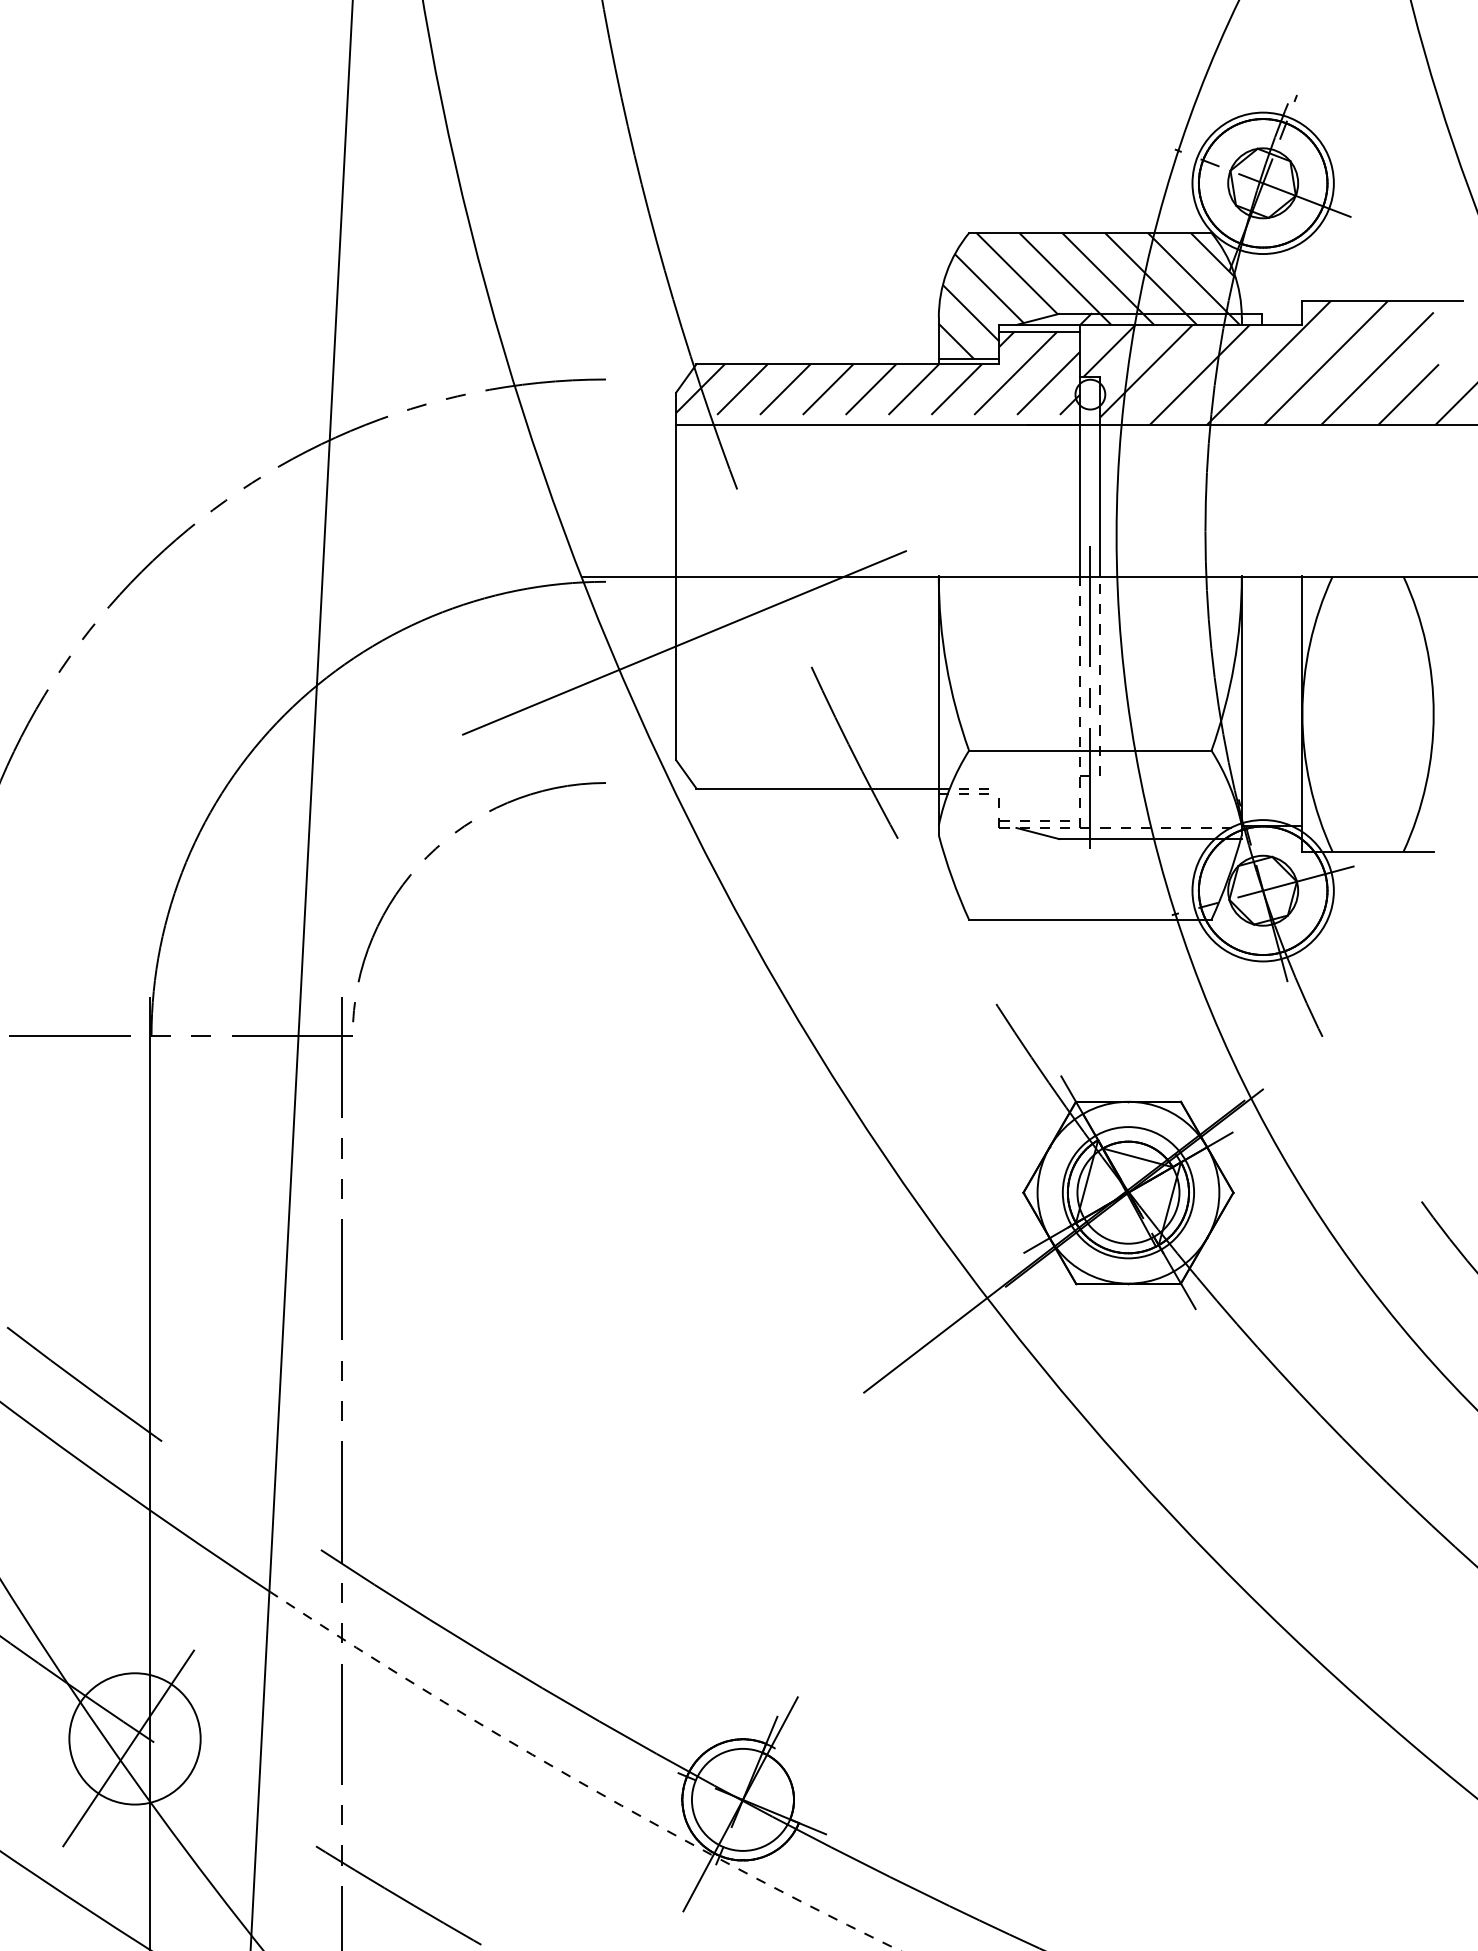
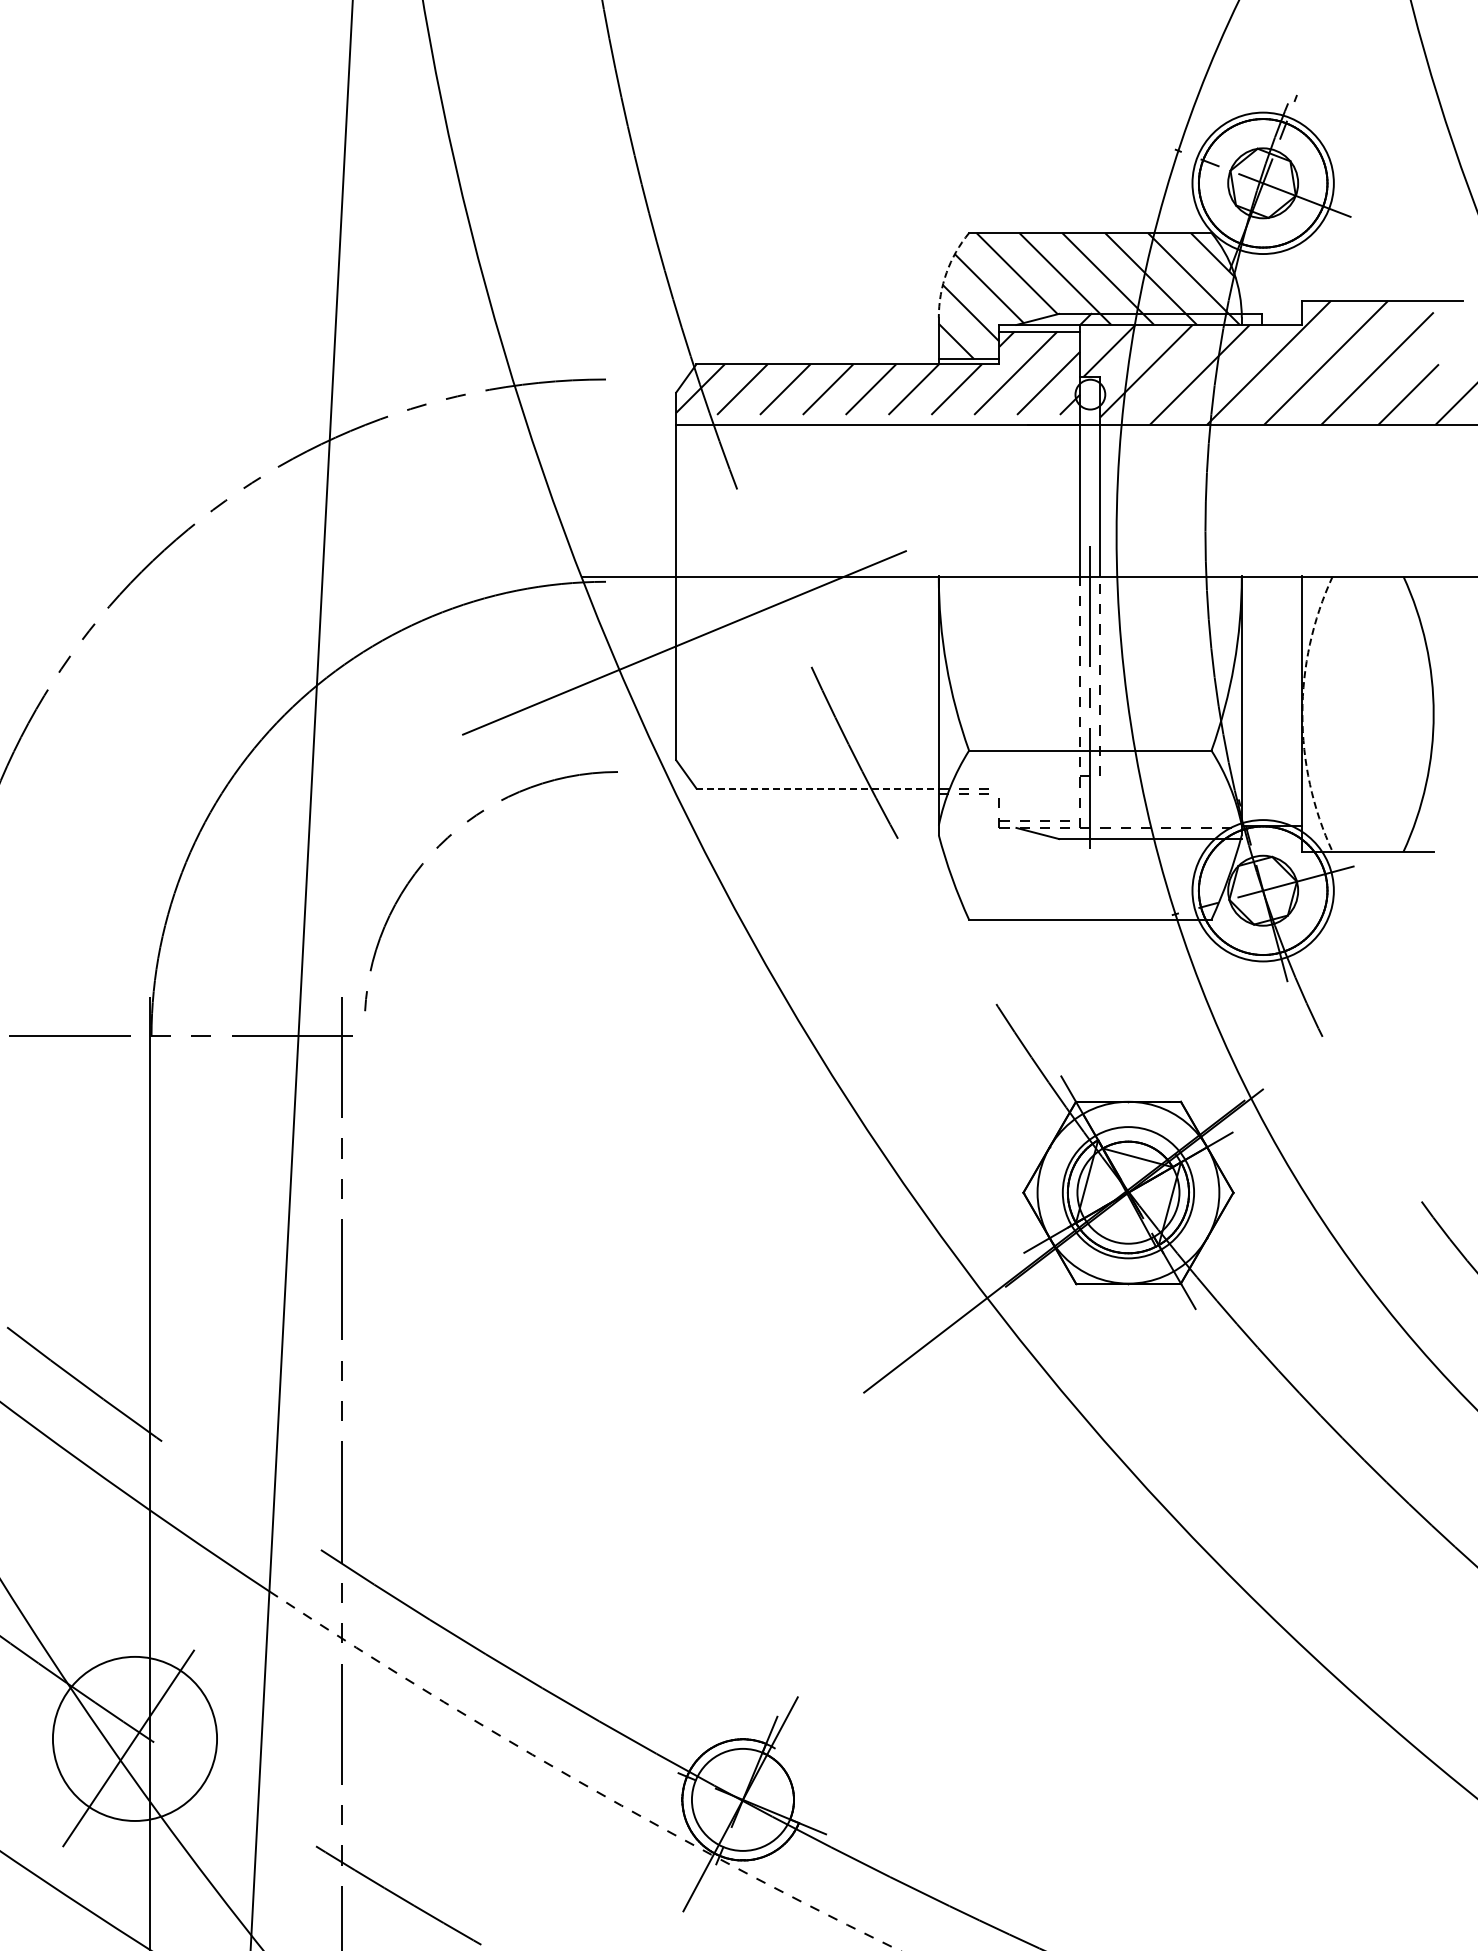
arc: solid -> dashed (946, 272)
arc: solid -> dashed (1302, 714)
line: solid -> dashed (818, 788)
arc position: (431, 854) -> (443, 843) (443, 843)
circle diameter: 131 px -> 164 px (134, 1738)
